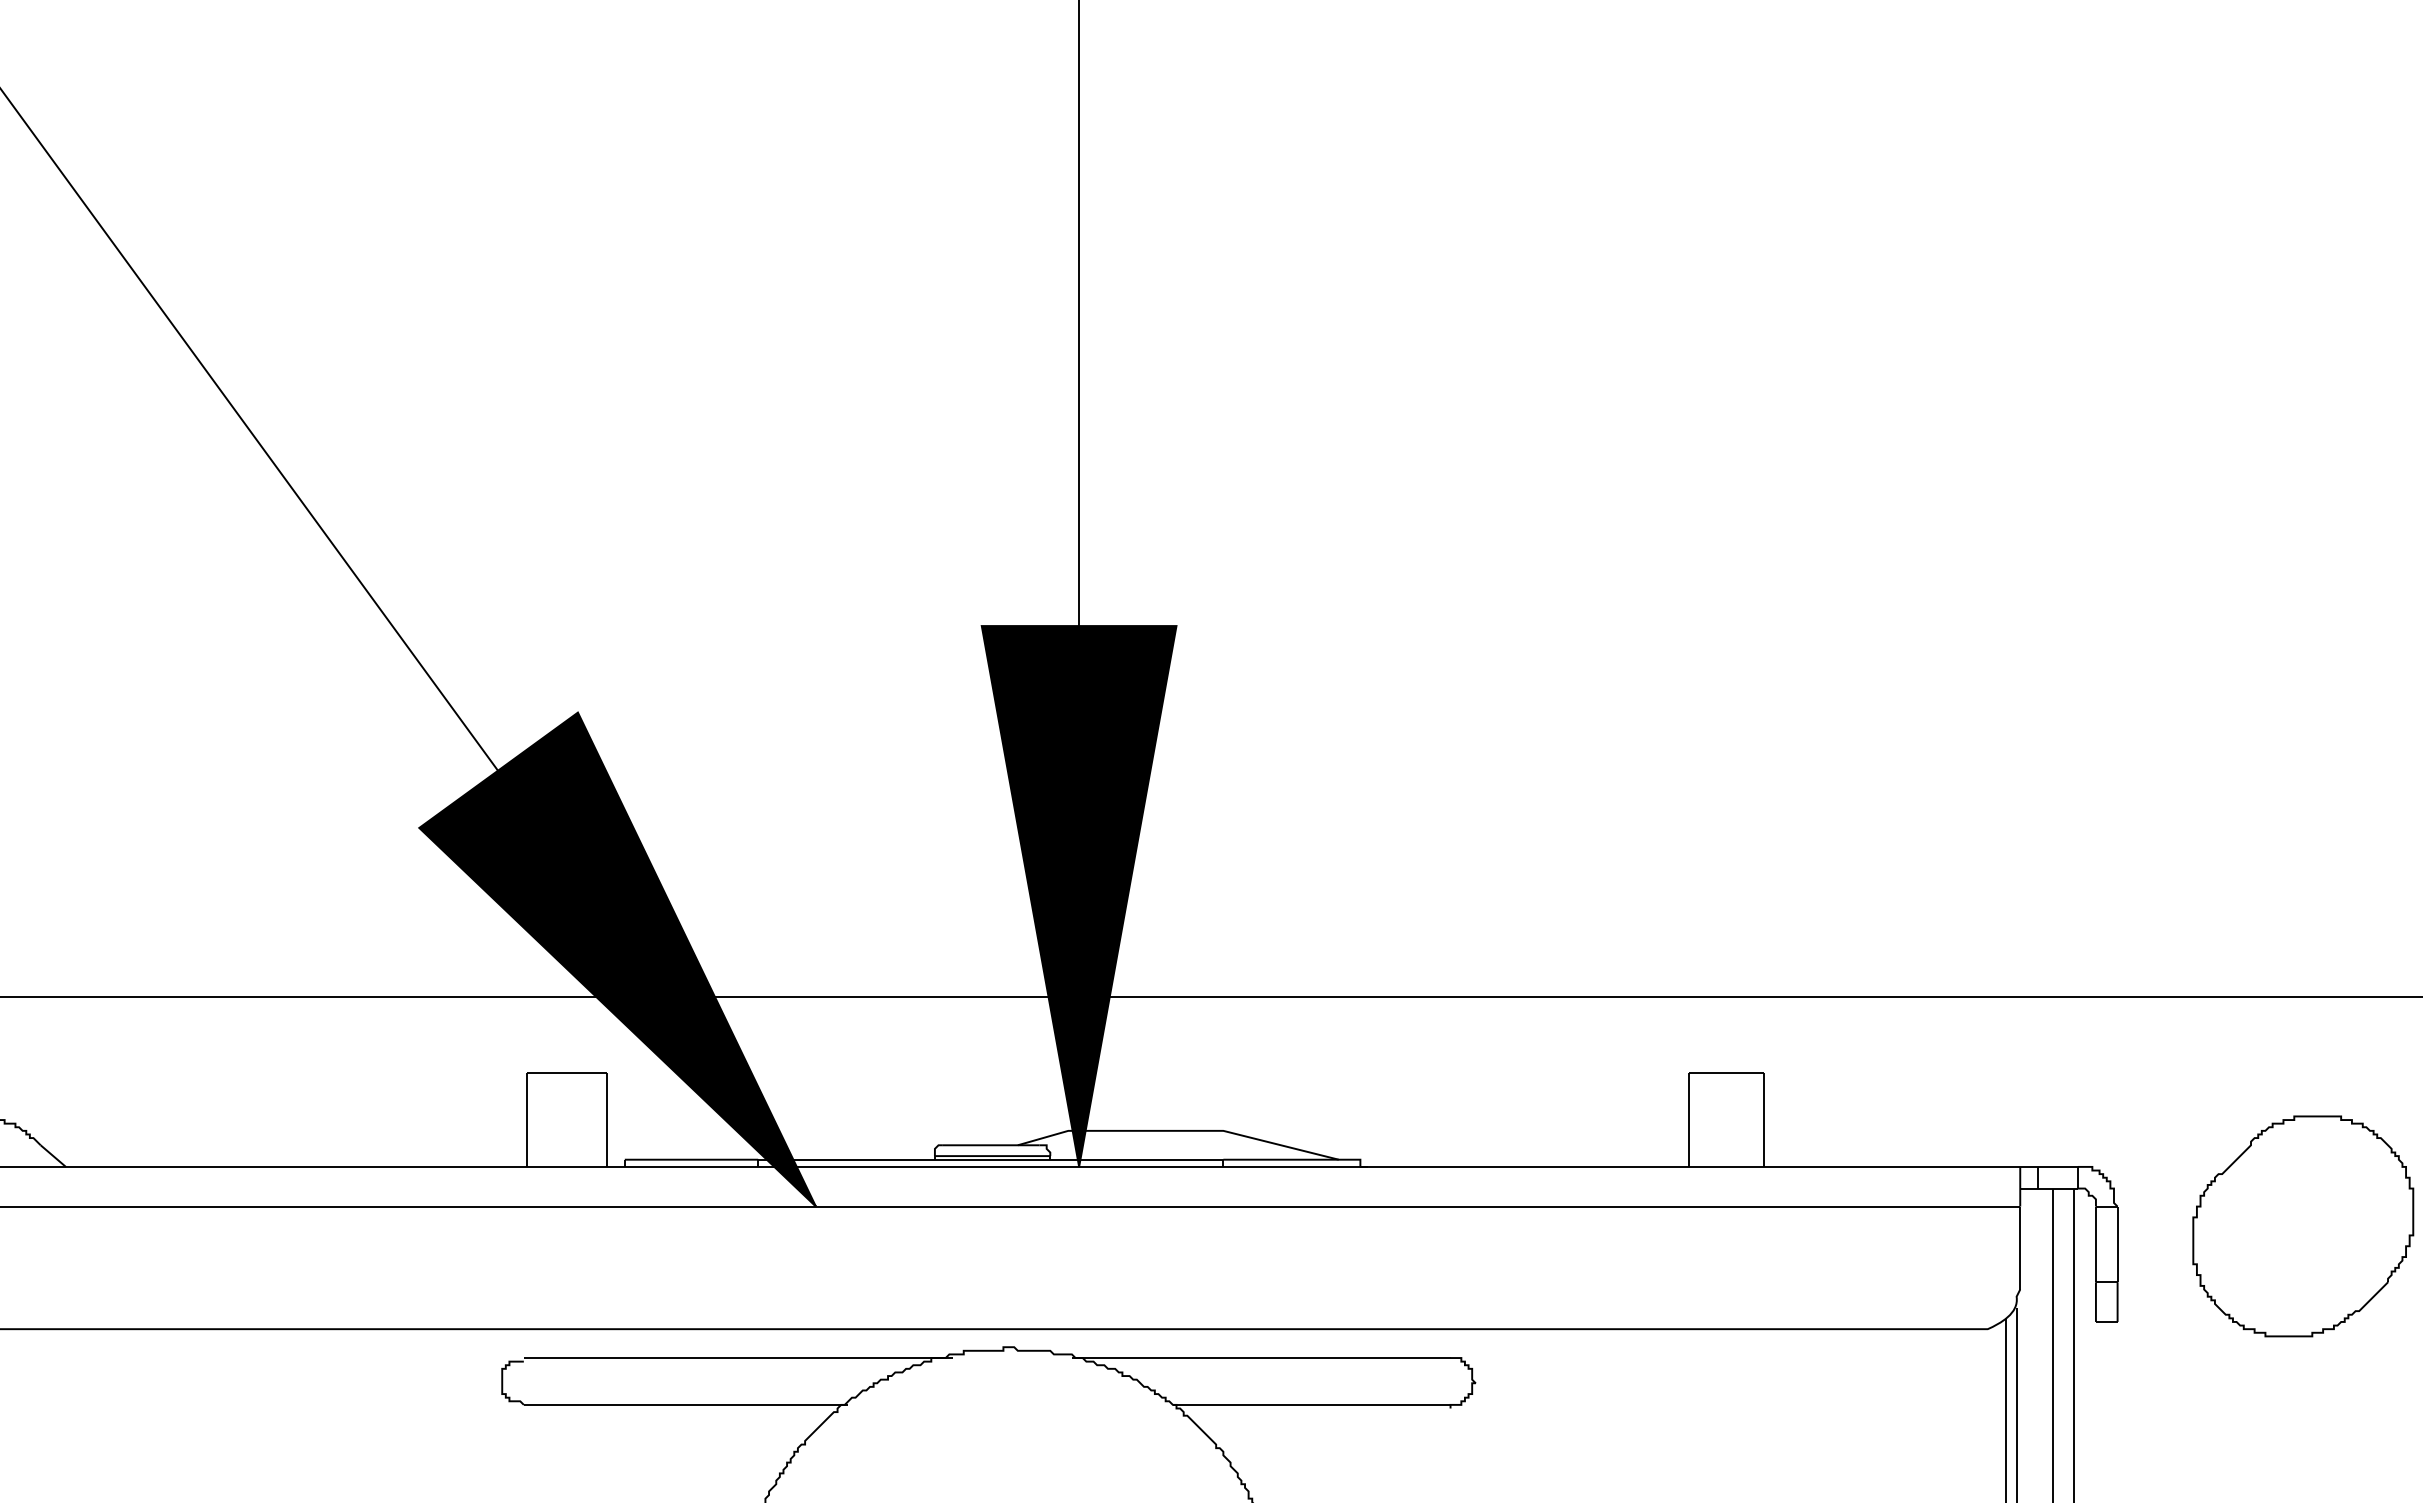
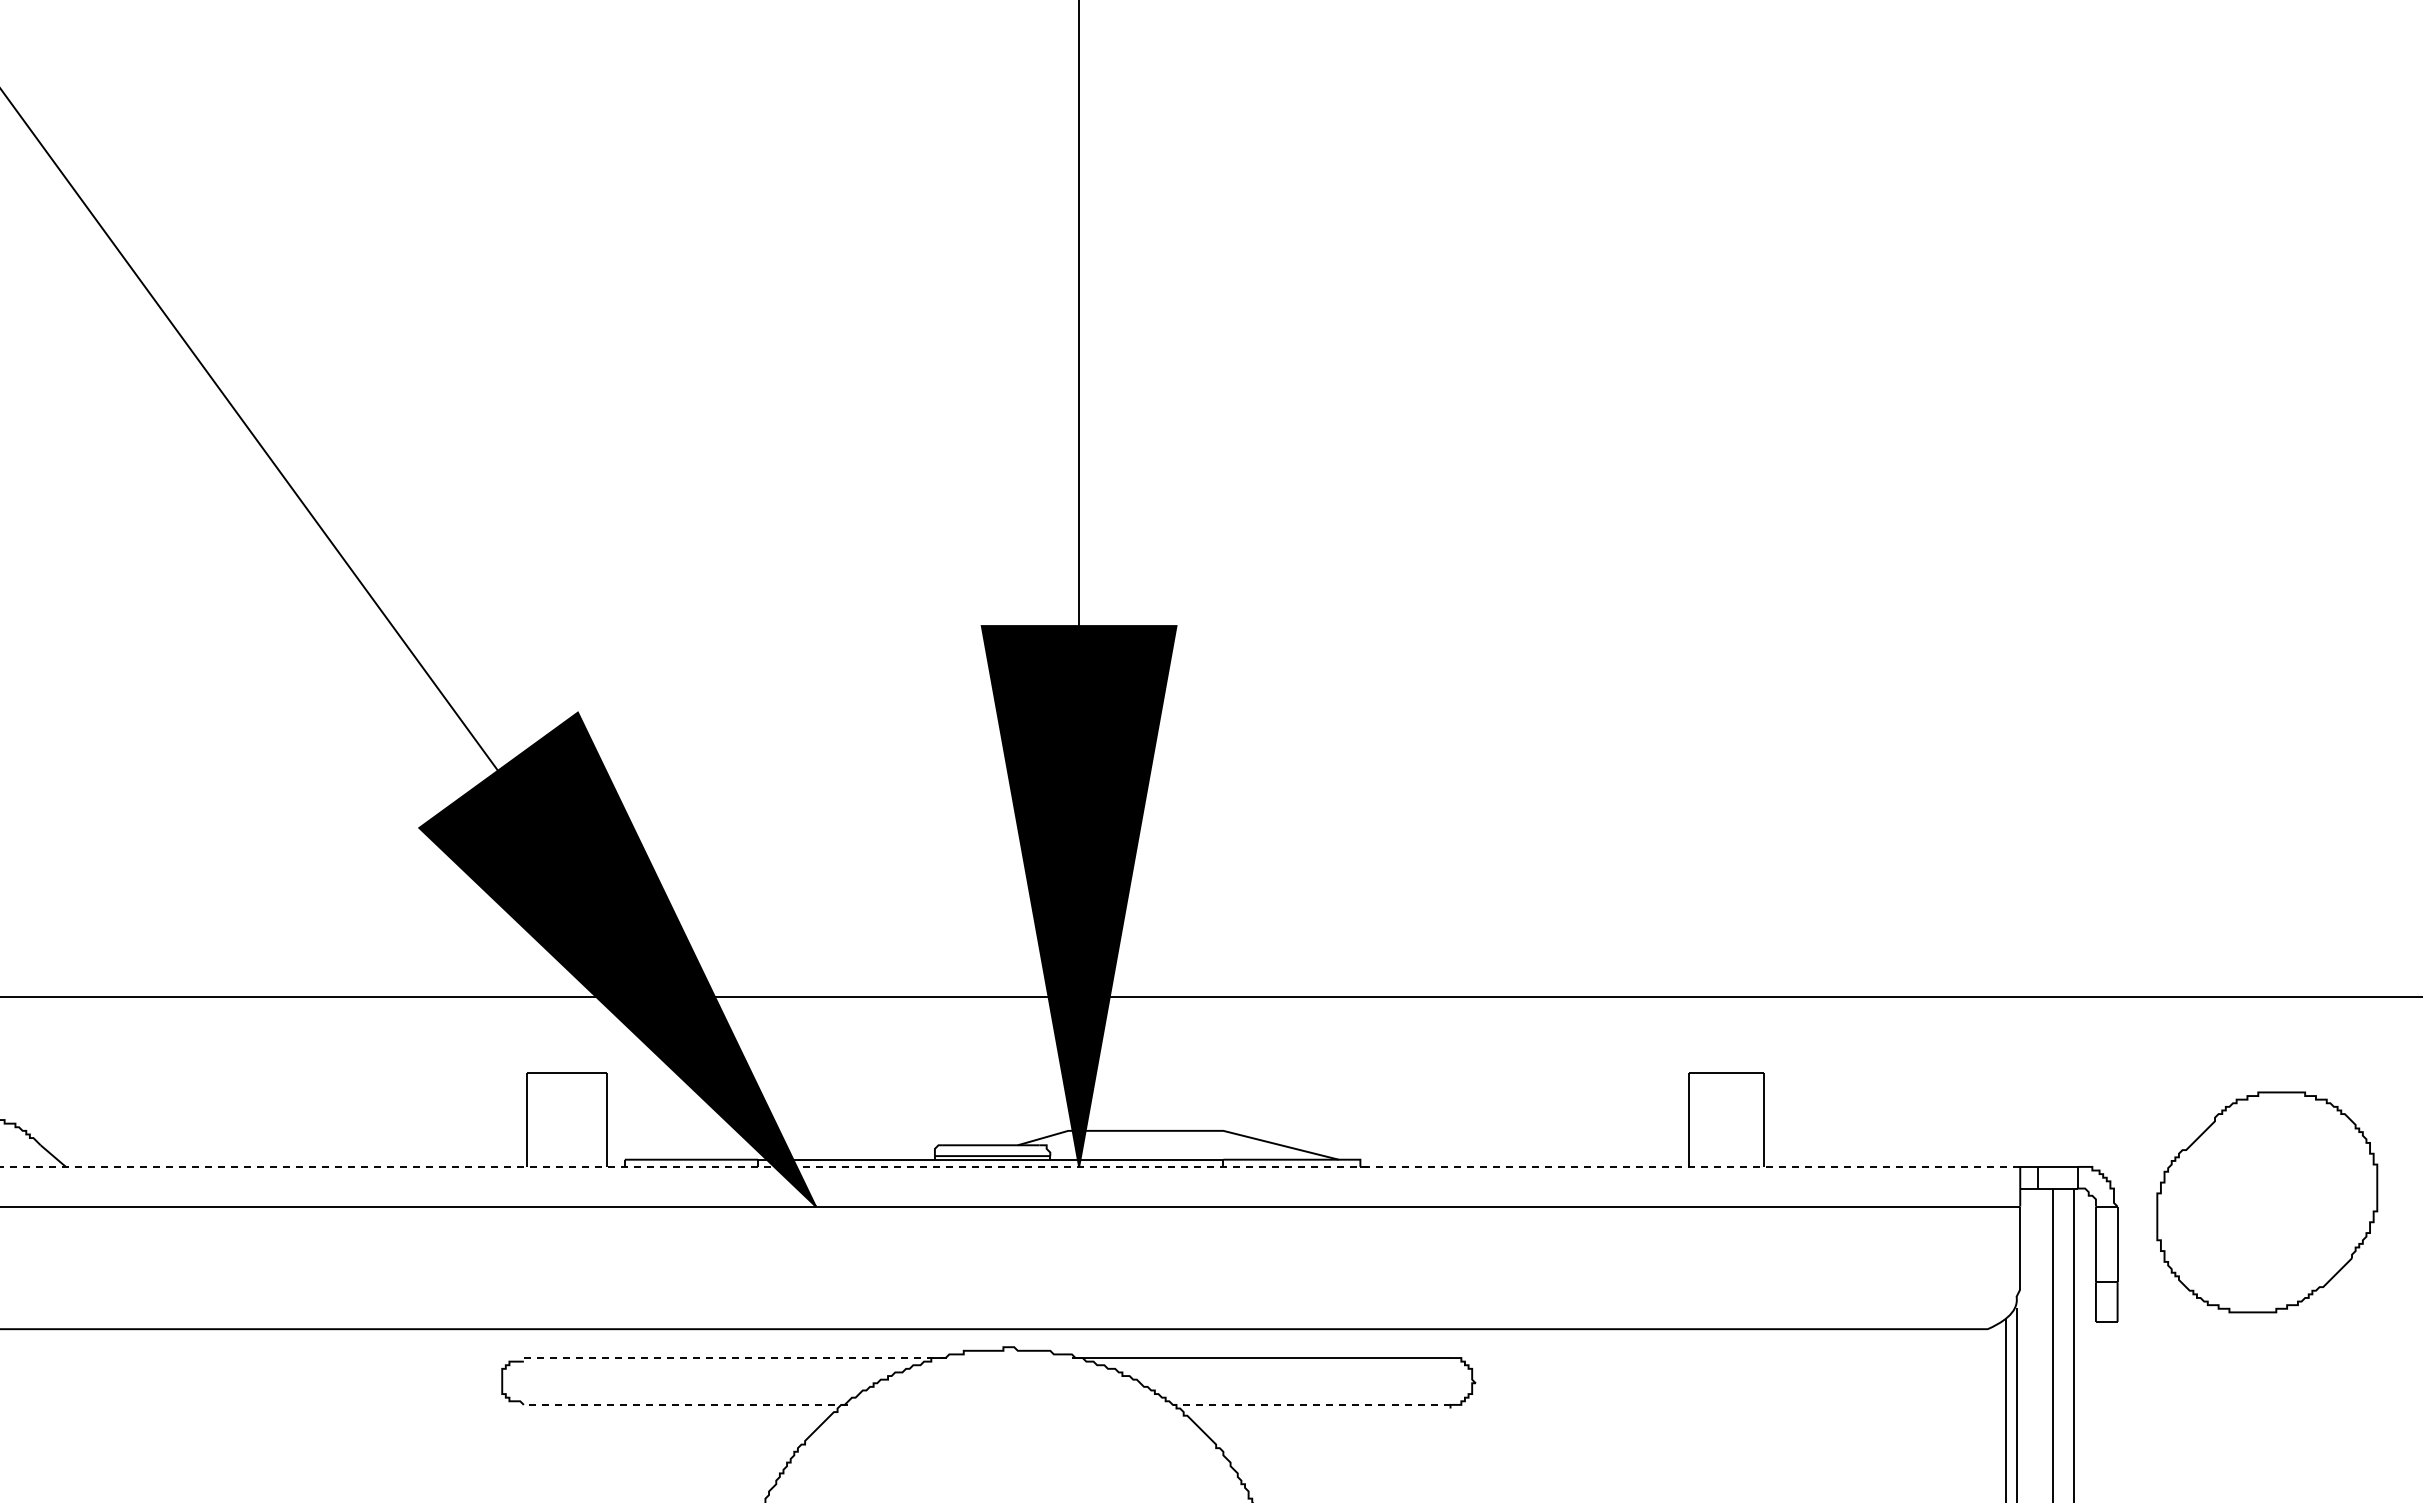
line: solid -> dashed (1010, 1166)
part position: (2303, 1226) -> (2267, 1202) (2267, 1202)
line: solid -> dashed (738, 1358)
line: solid -> dashed (685, 1404)
line: solid -> dashed (1311, 1404)
